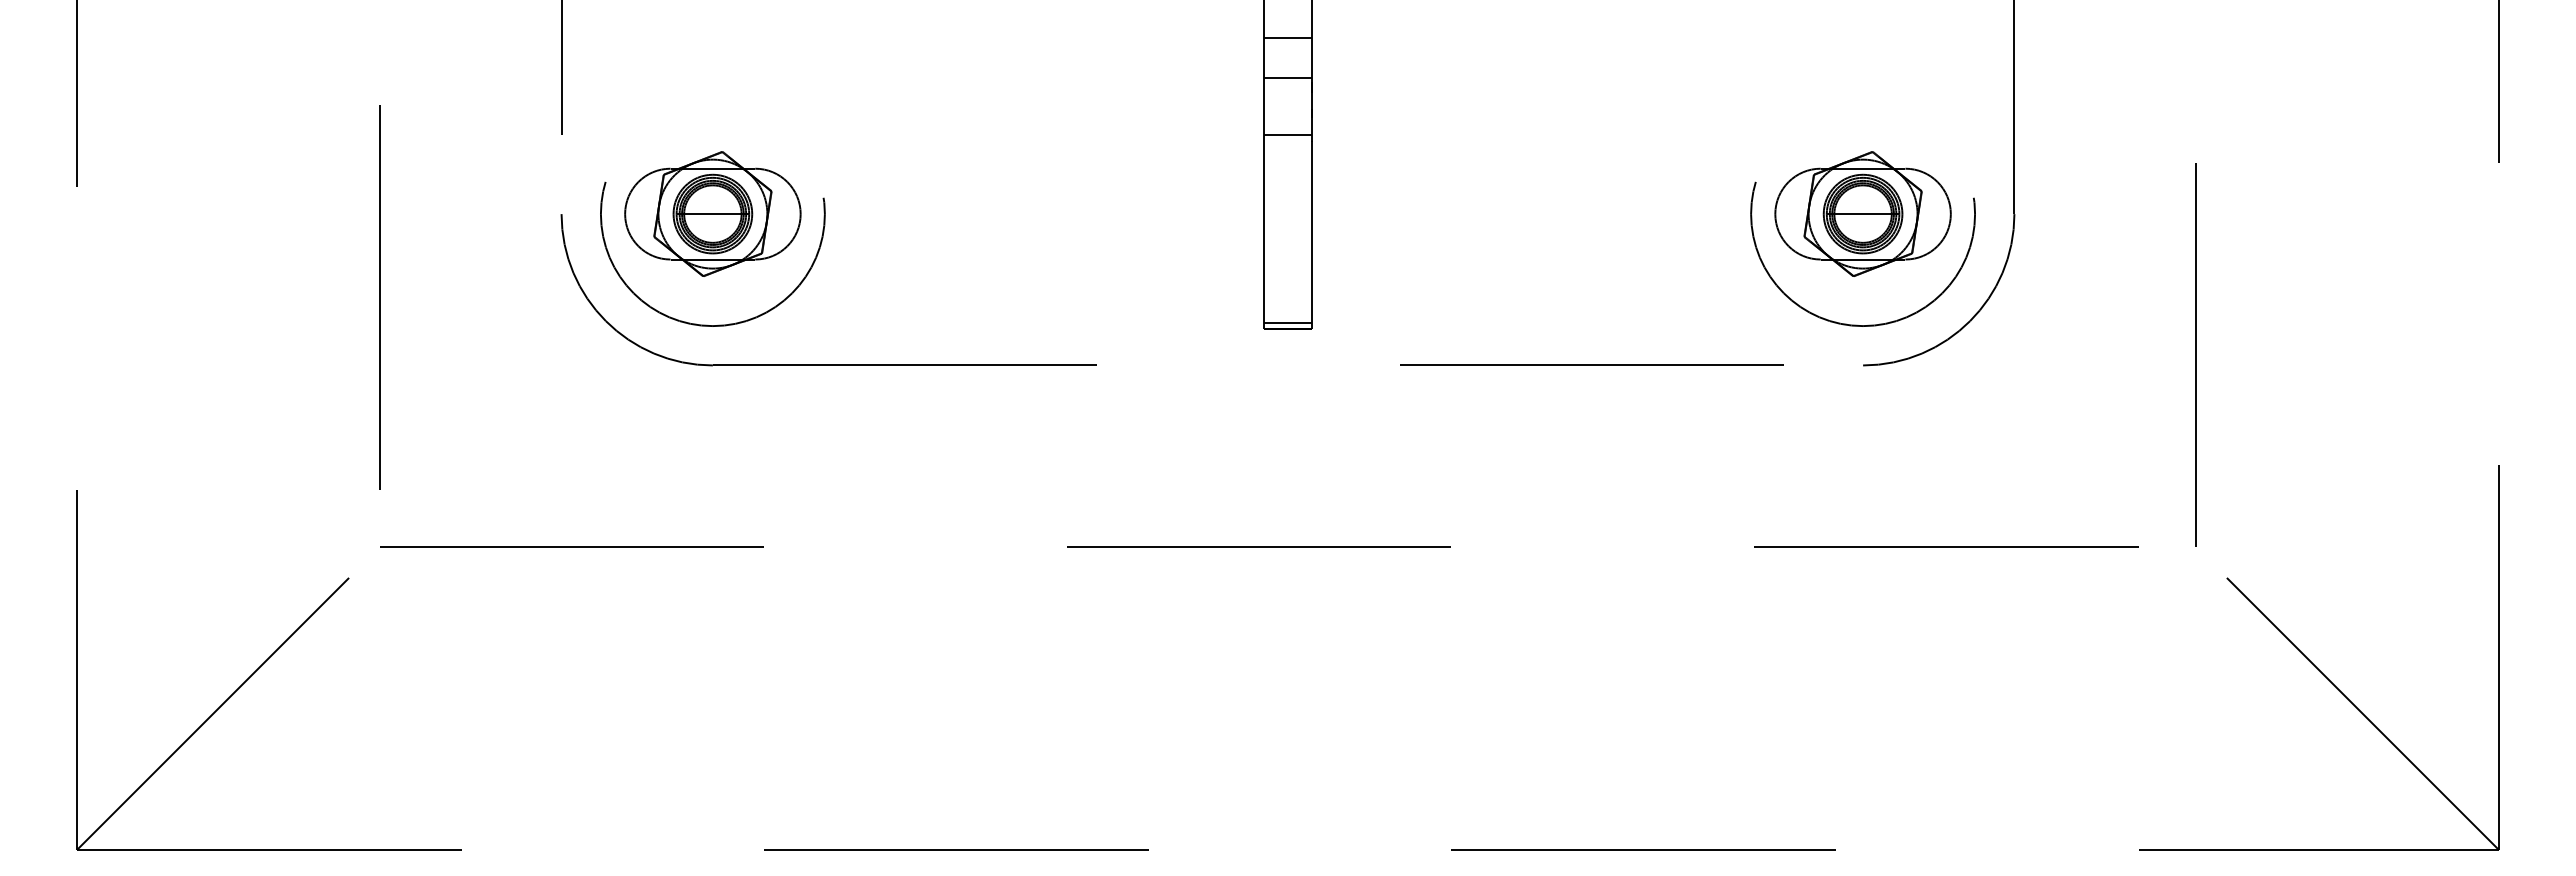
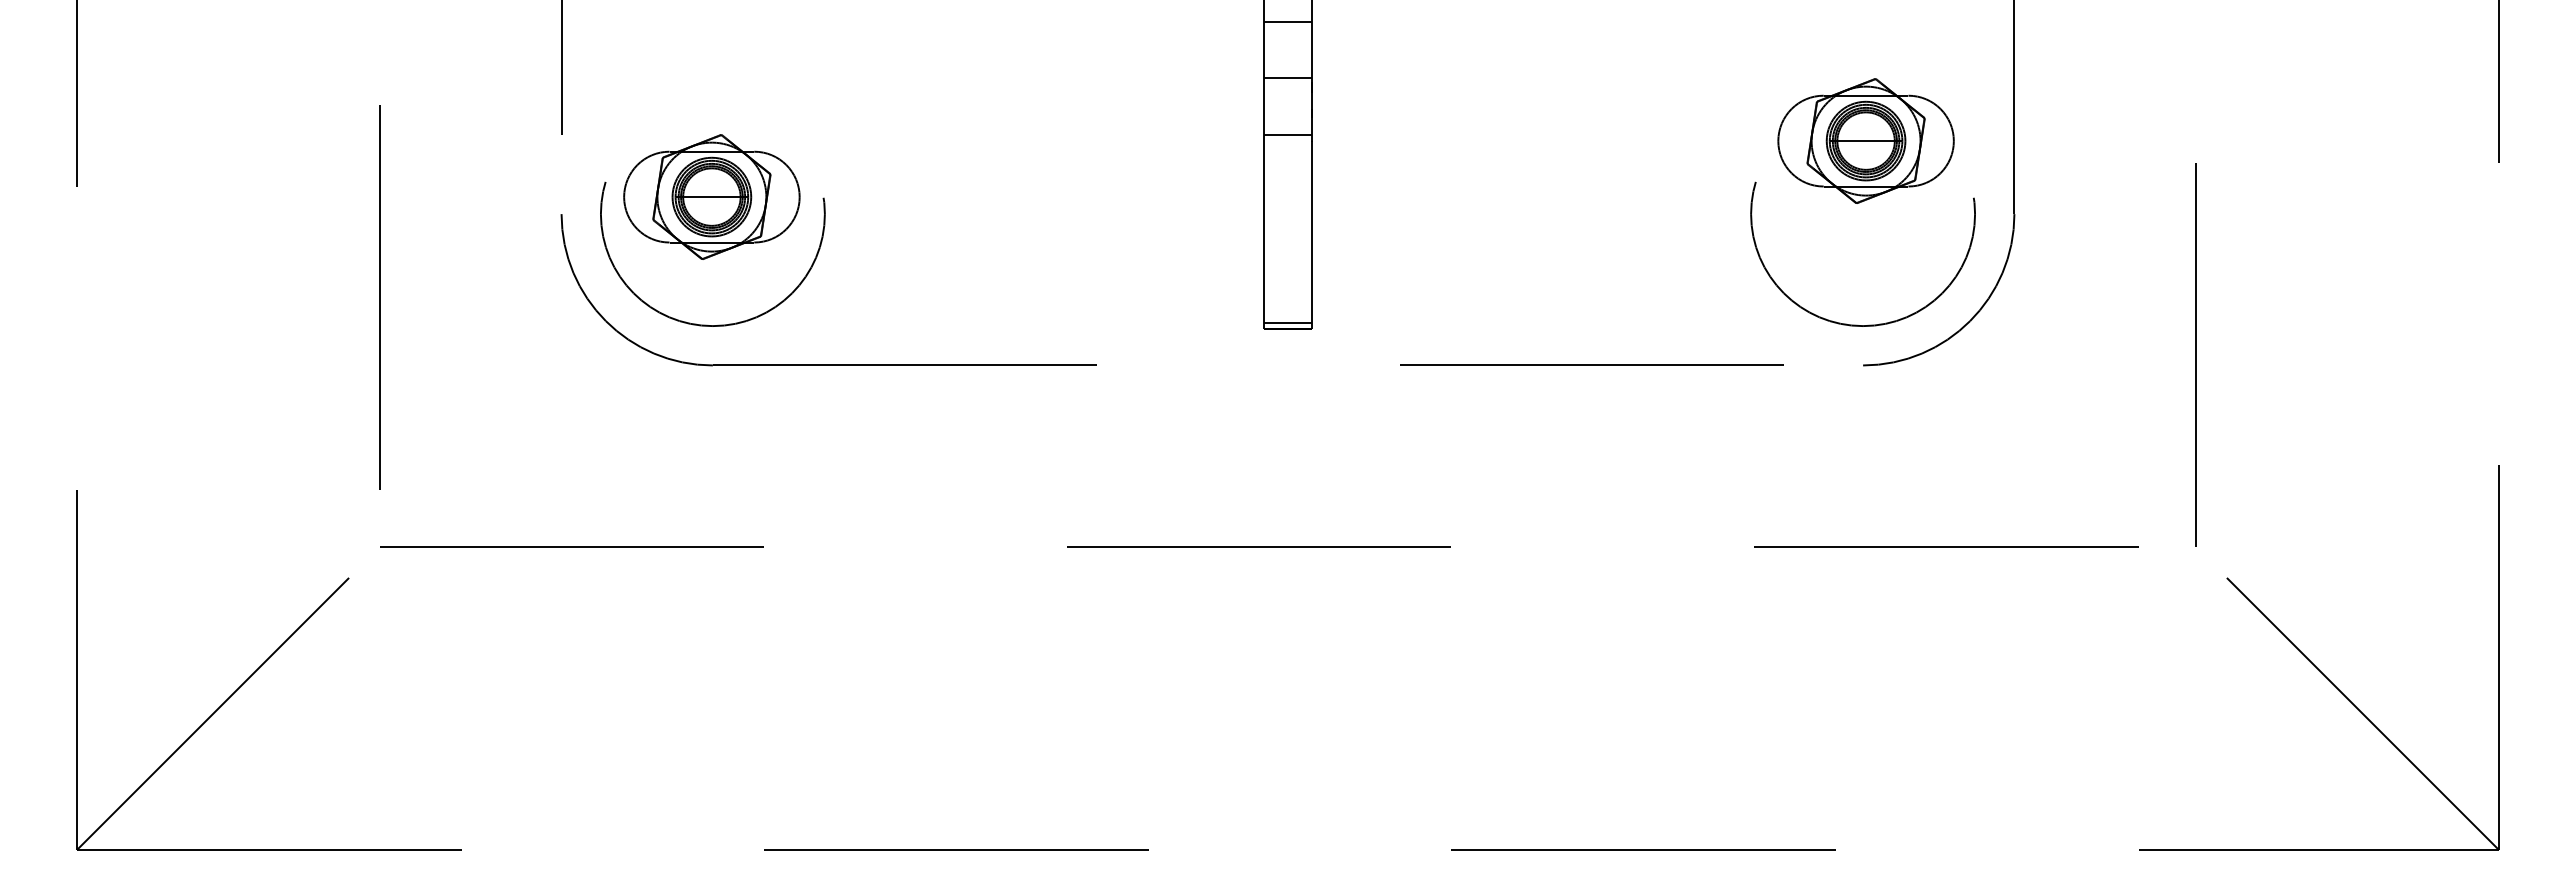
line position: (1287, 38) -> (1287, 22) (1287, 22)
part position: (712, 213) -> (711, 196) (711, 196)
part position: (1862, 213) -> (1865, 140) (1865, 140)
